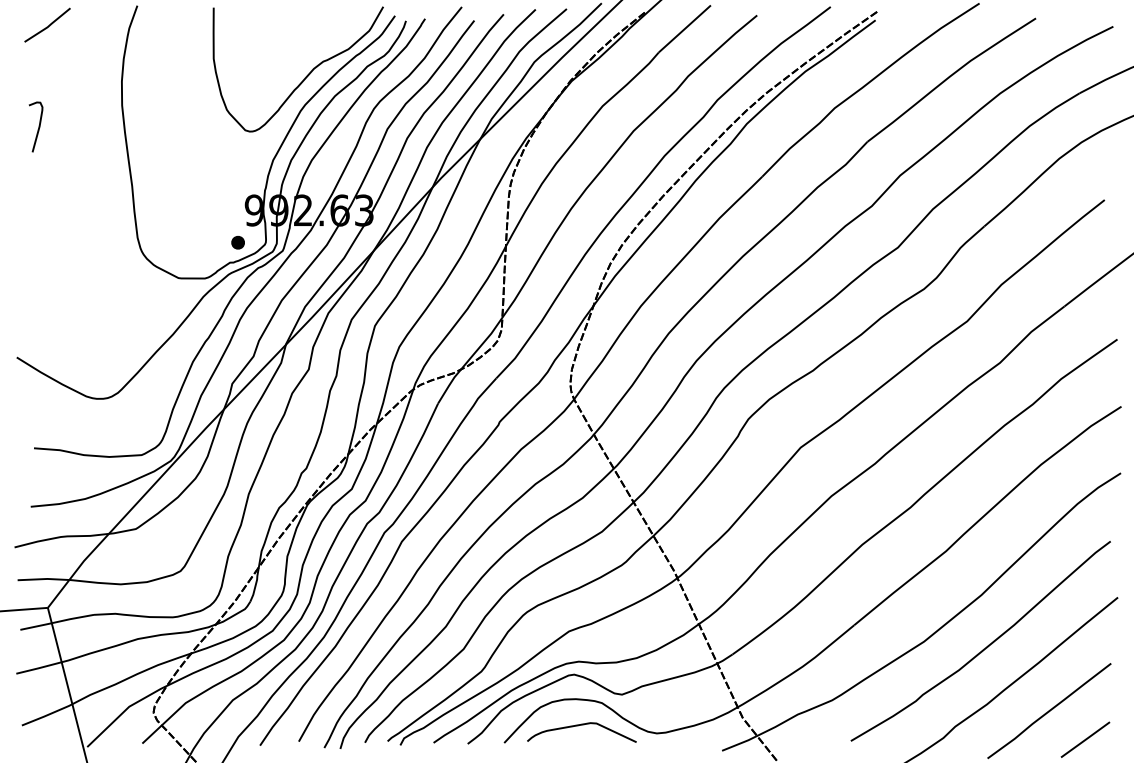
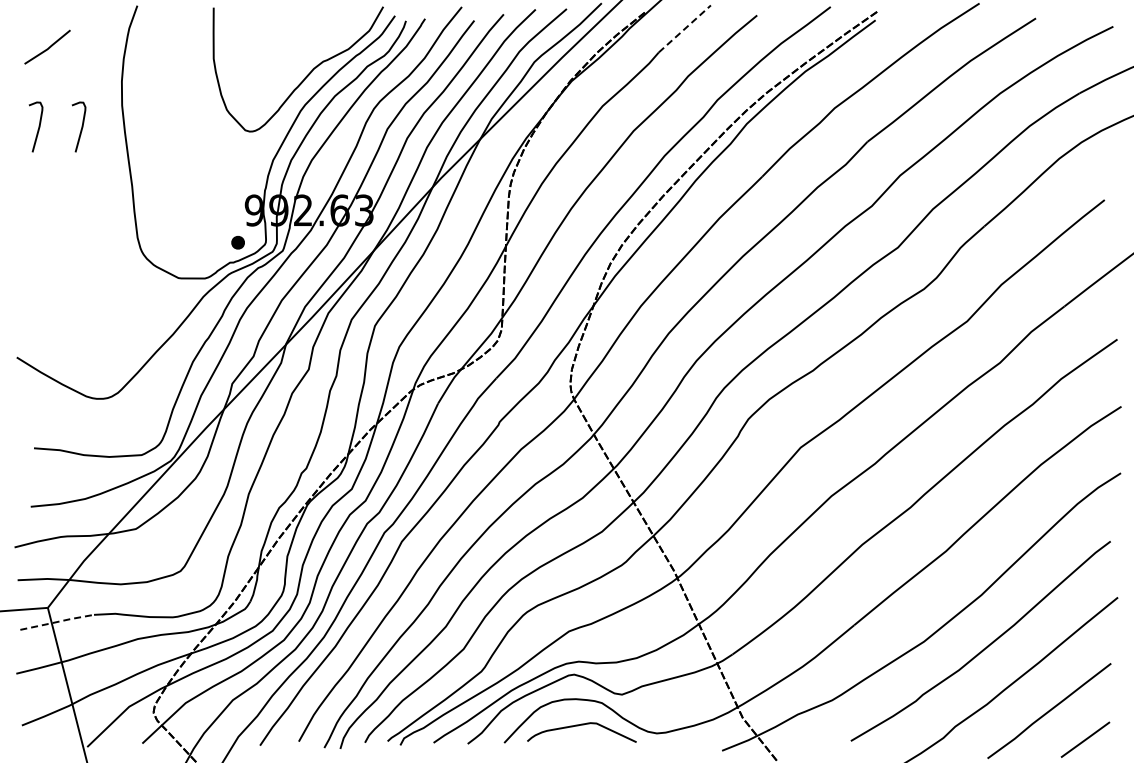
line position: (48, 25) -> (48, 47) (48, 47)
line: solid -> dashed (685, 28)
curve: none -> present (81, 126)
line: solid -> dashed (57, 622)
